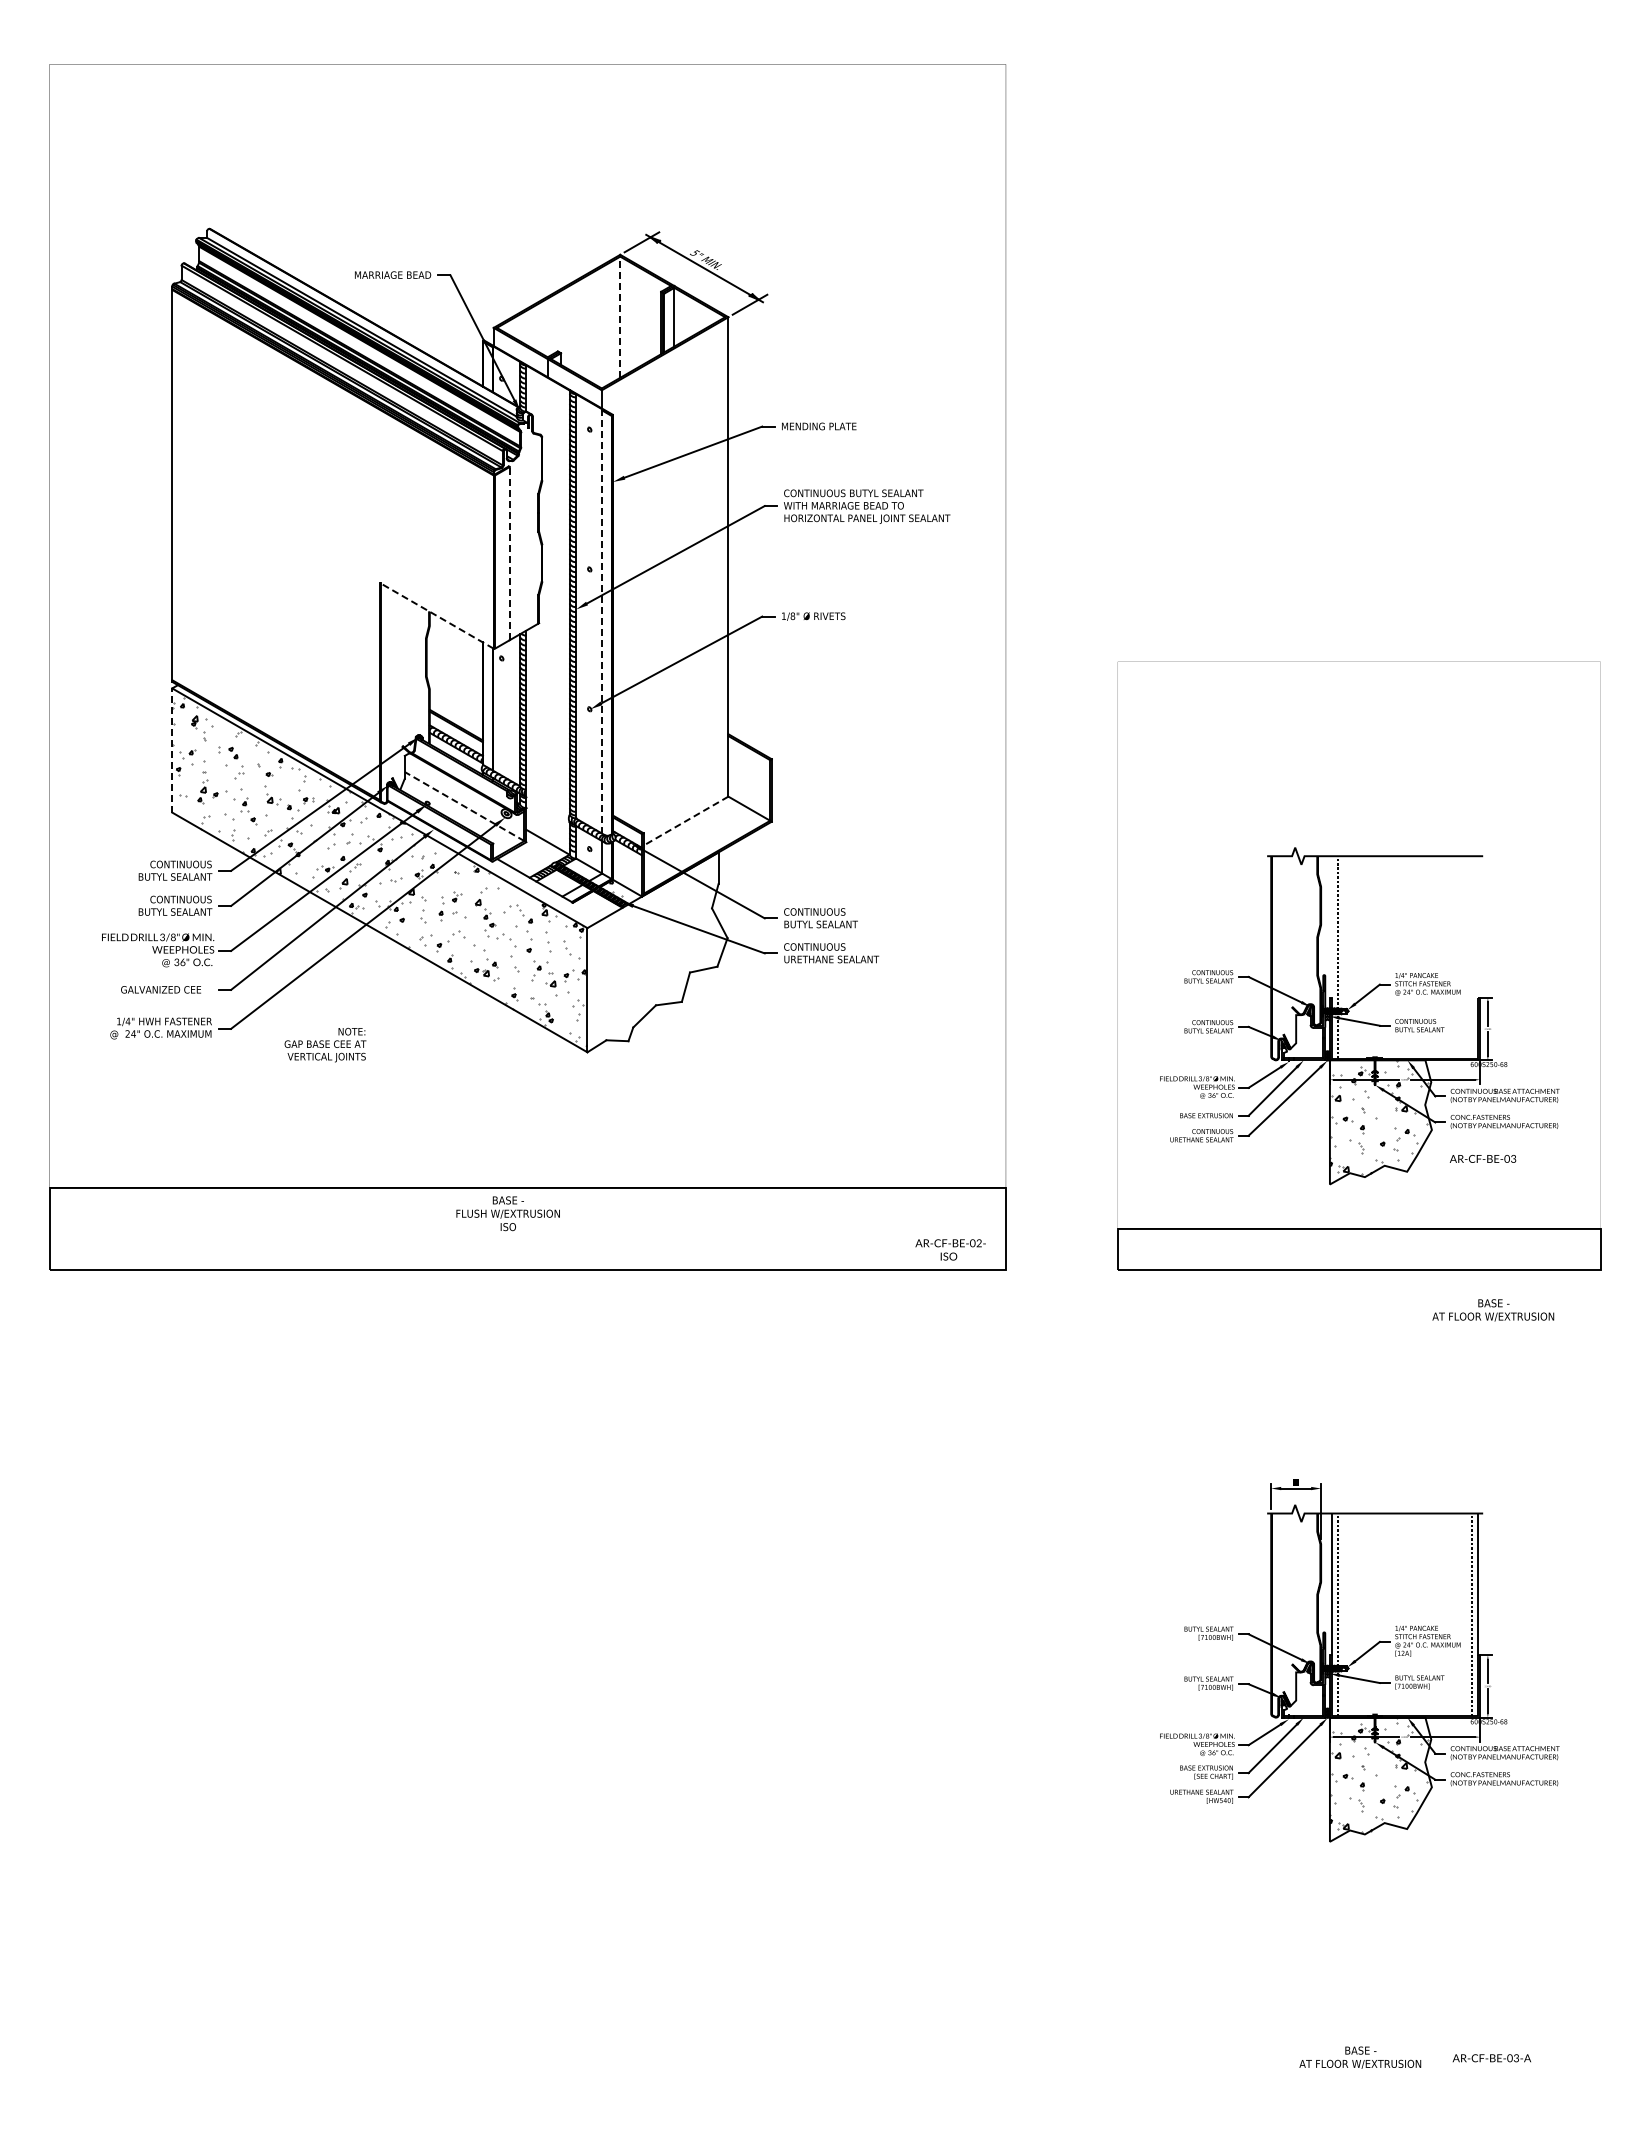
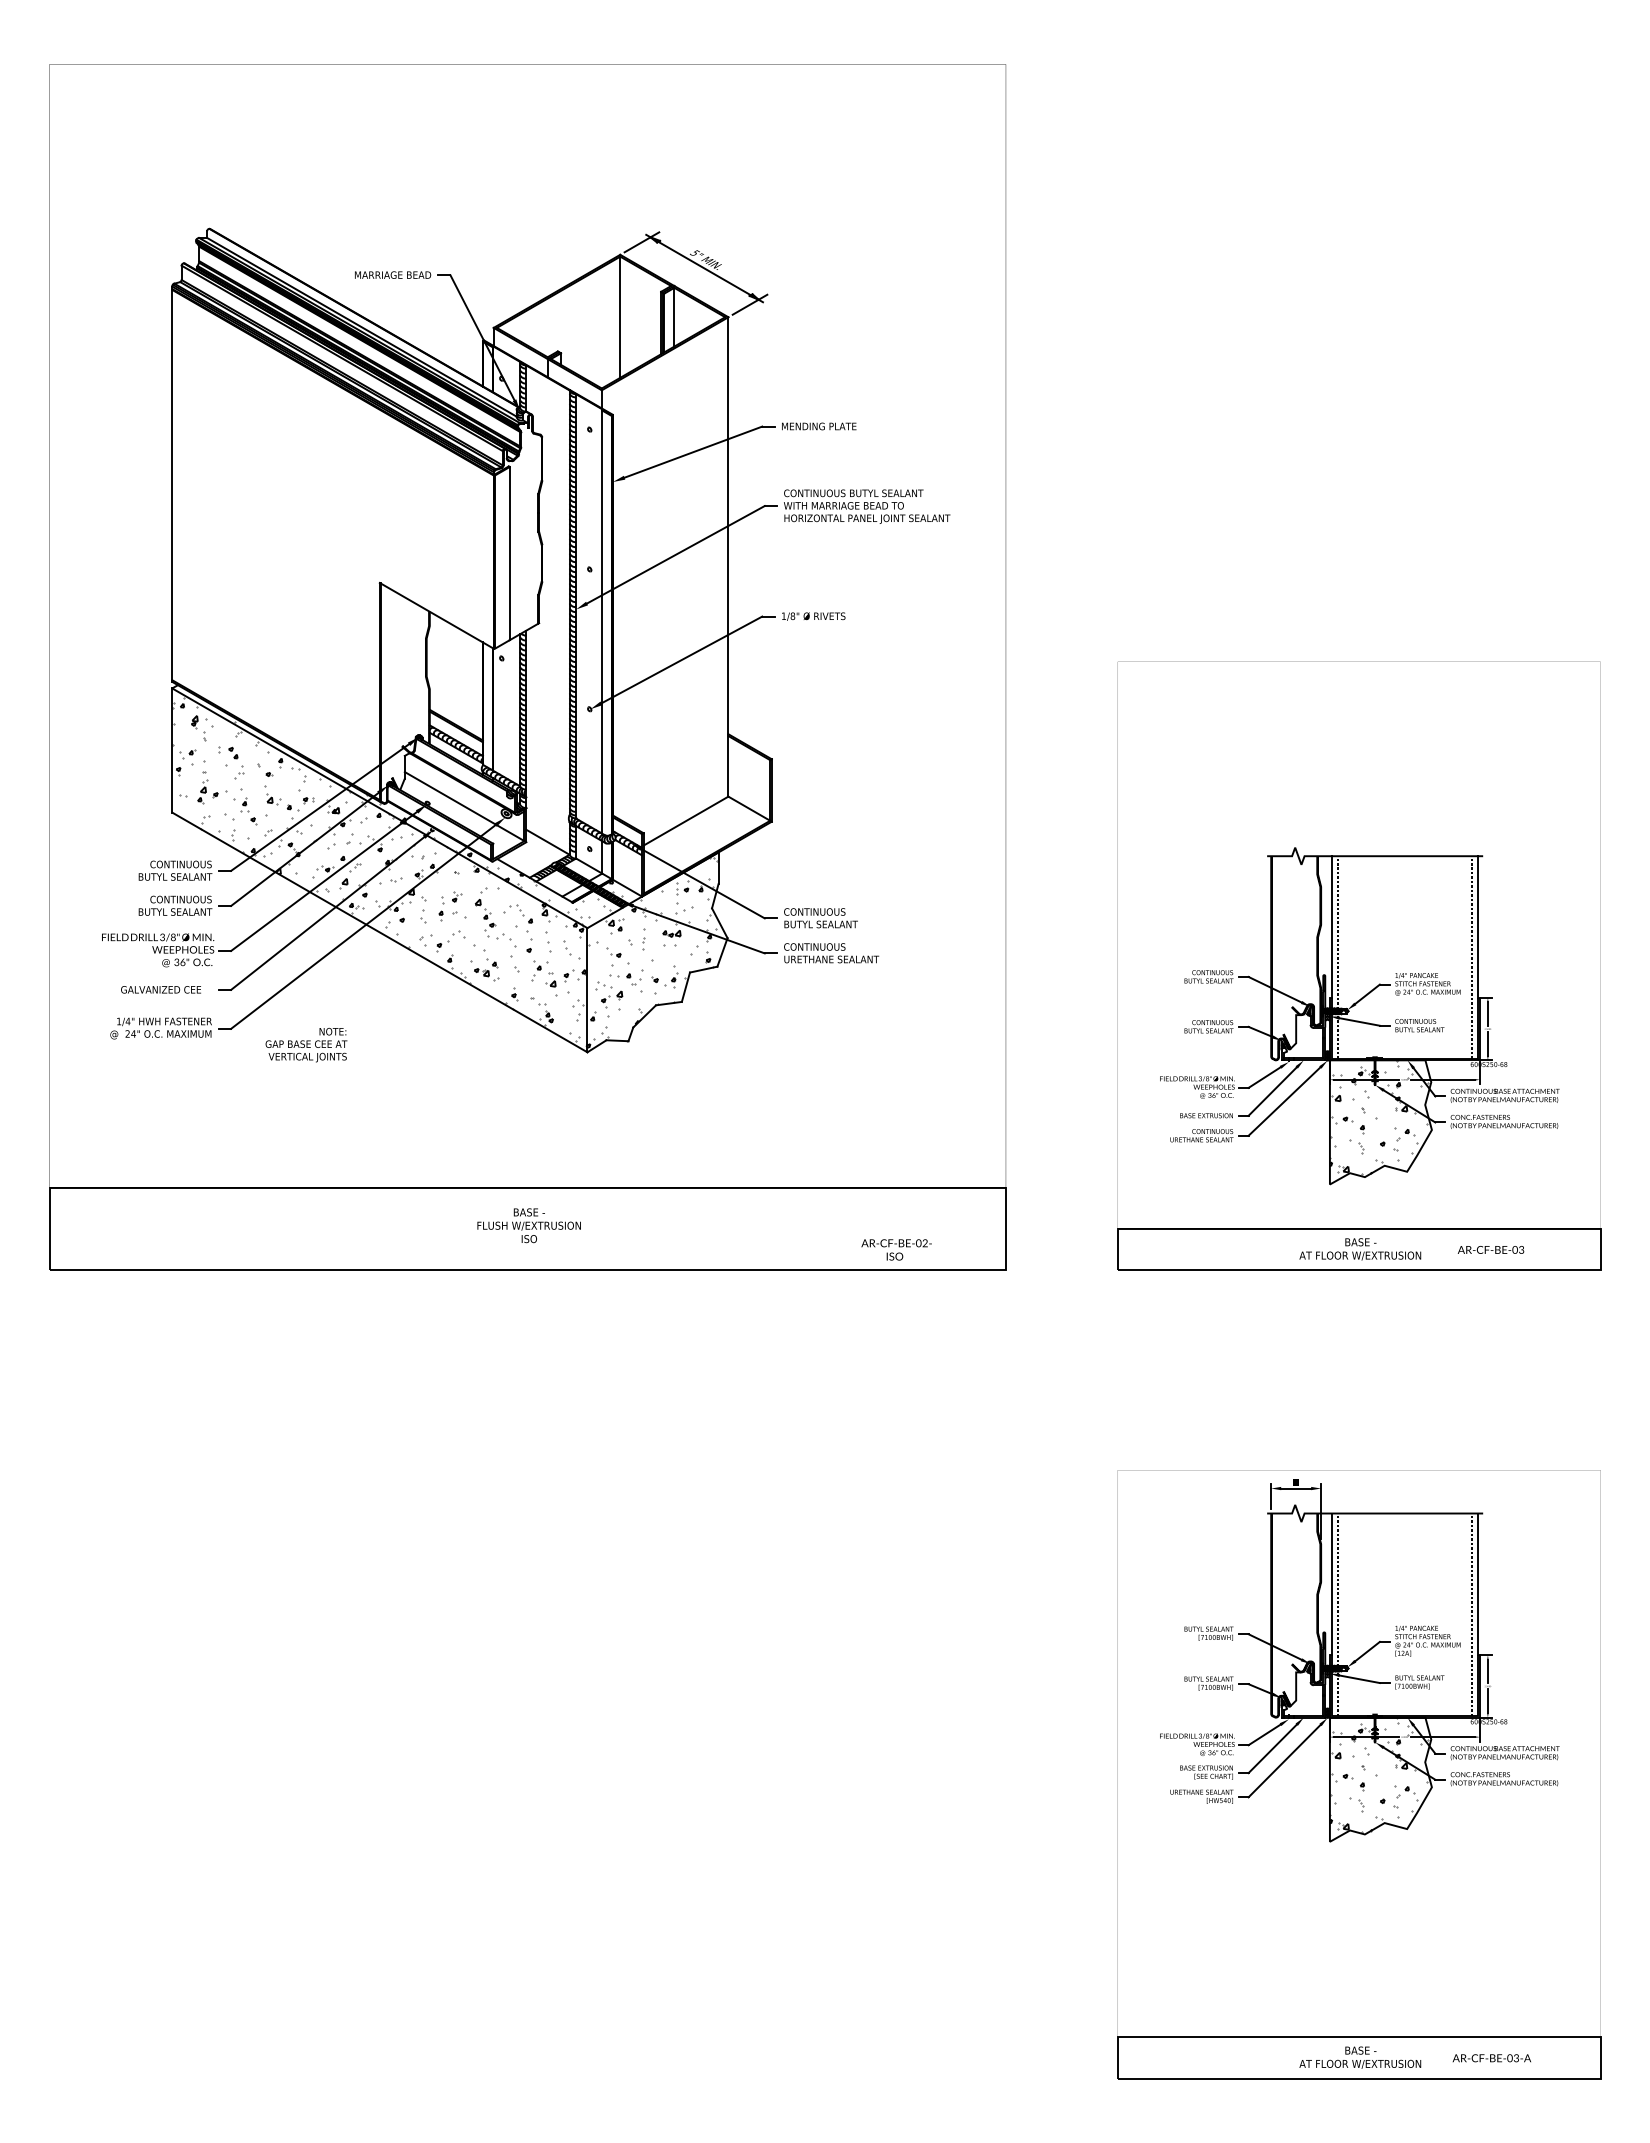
line: dashed -> solid (620, 317)
line: dashed -> solid (509, 553)
line: dashed -> solid (436, 615)
line: dashed -> solid (602, 622)
line: dashed -> solid (172, 750)
line: dashed -> solid (464, 806)
line: dashed -> solid (686, 821)
hatch: none -> present (423, 822)
line: none -> present (1331, 926)
line: none -> present (1478, 926)
hatch: none -> present (652, 952)
line: none -> present (1471, 957)
text position: (325, 1044) -> (306, 1044) (306, 1044)
text position: (1482, 1158) -> (1490, 1249) (1490, 1249)
text position: (507, 1213) -> (528, 1225) (528, 1225)
text position: (950, 1249) -> (896, 1249) (896, 1249)
text position: (1493, 1310) -> (1360, 1249) (1360, 1249)
part: none -> present (1359, 1774)
